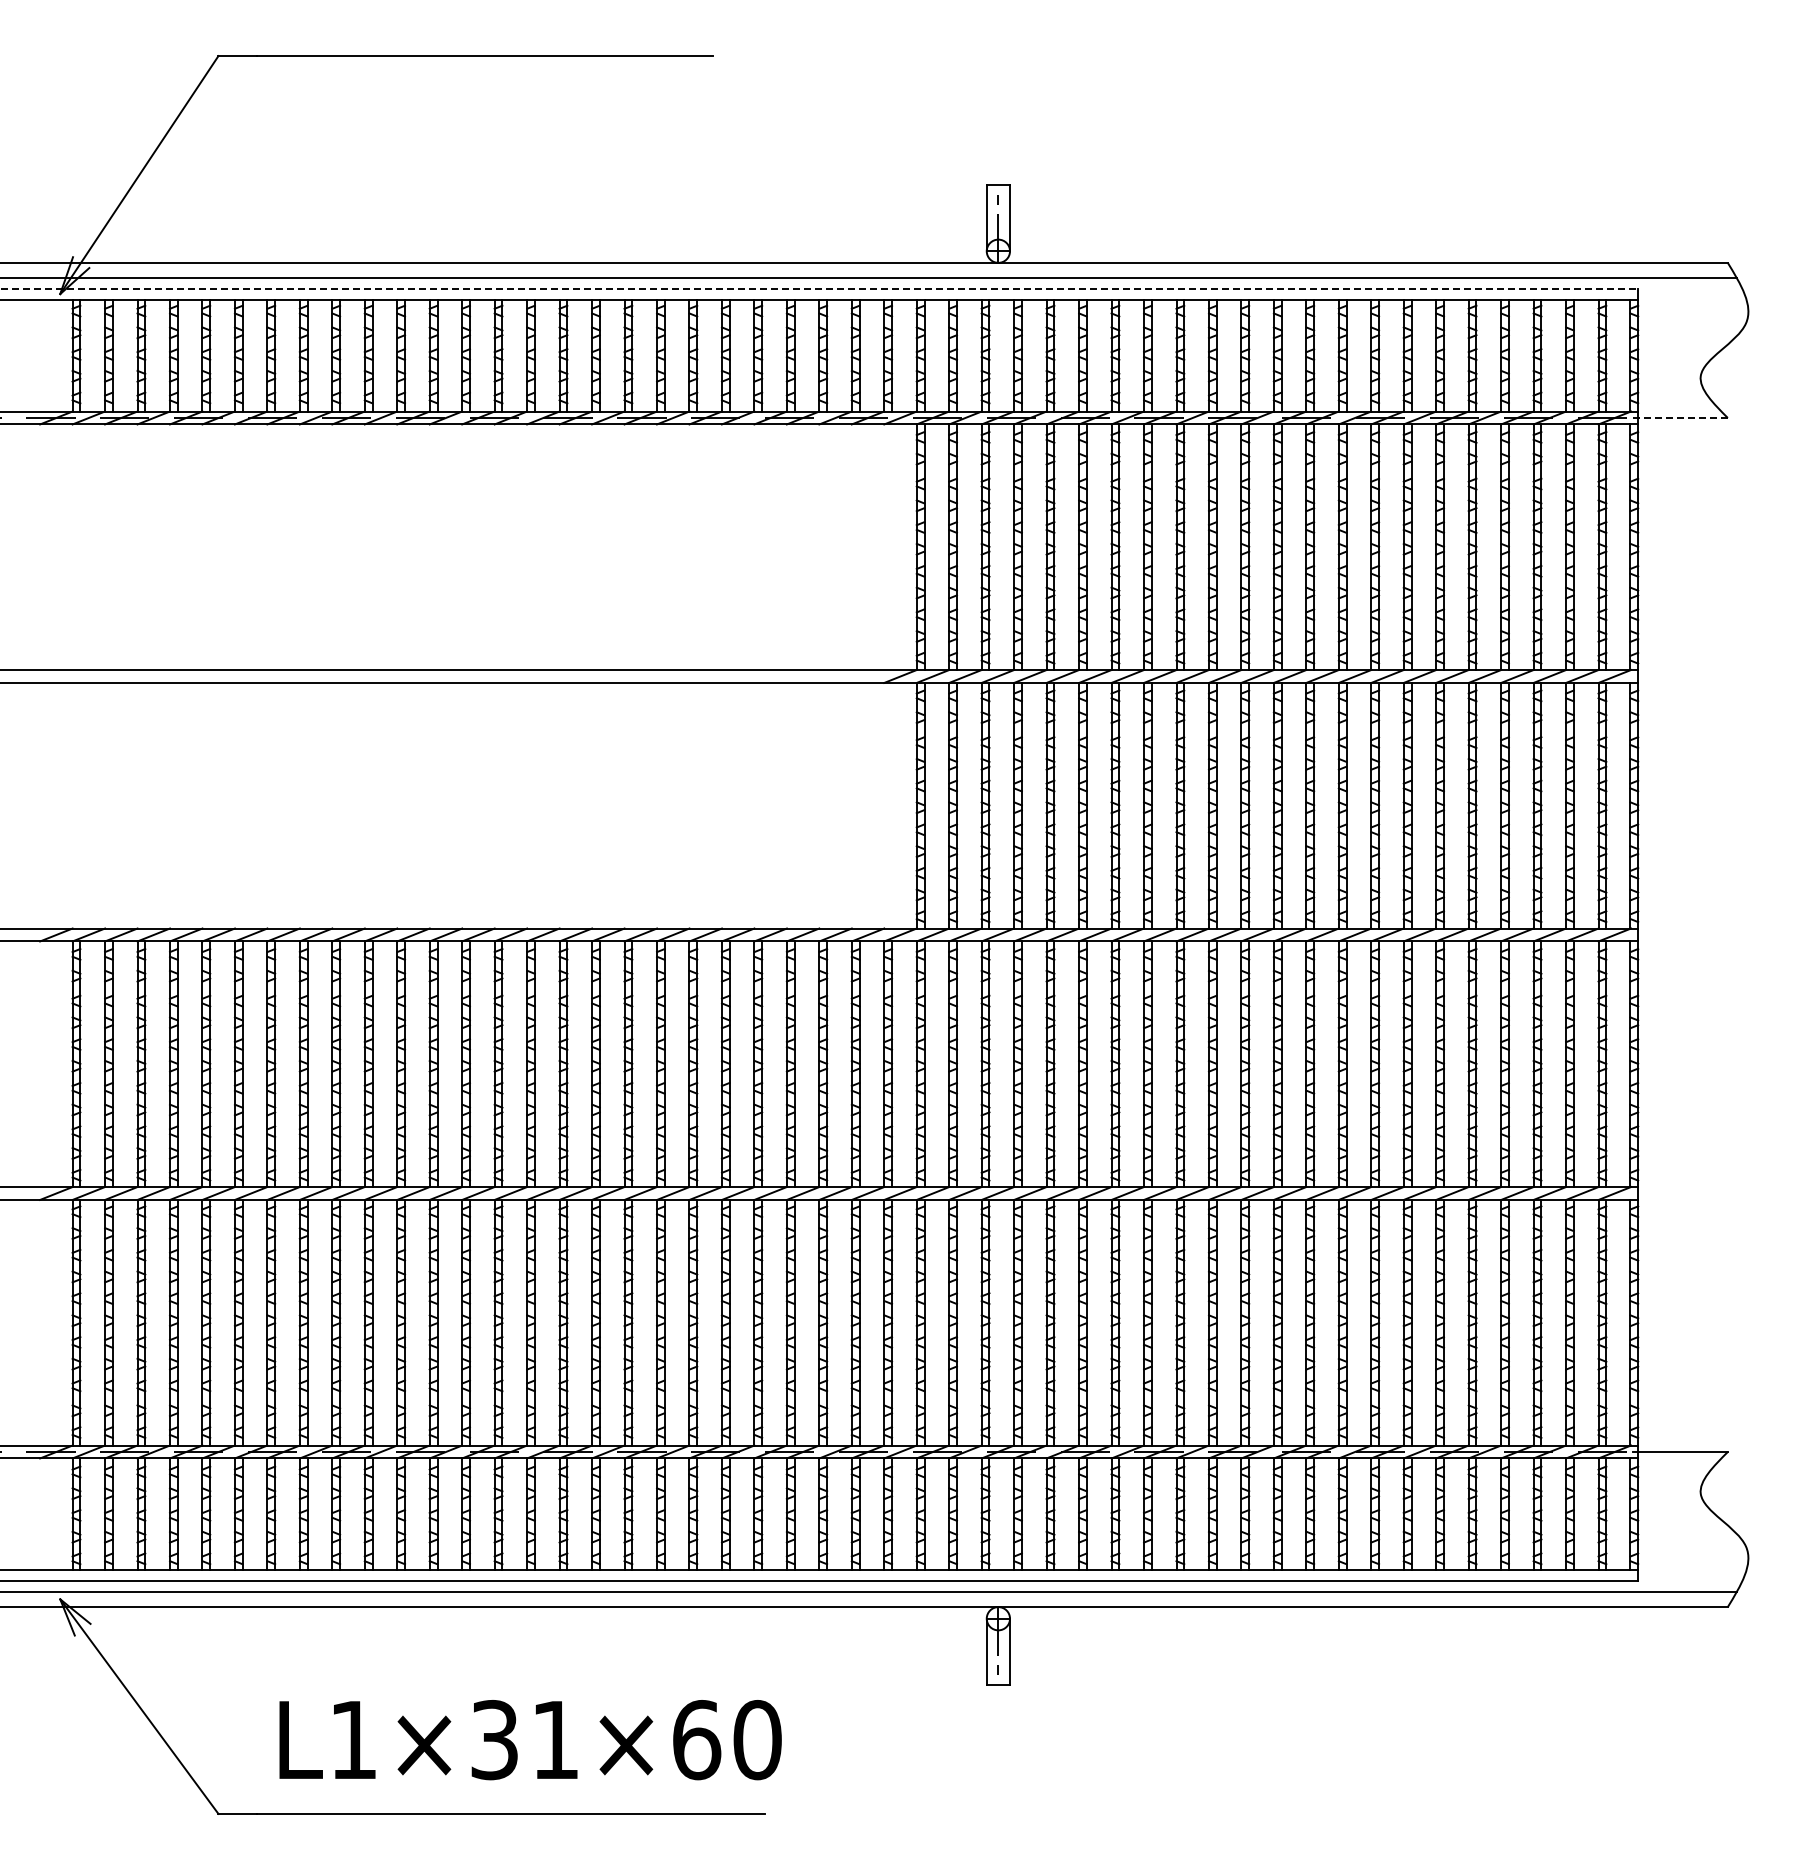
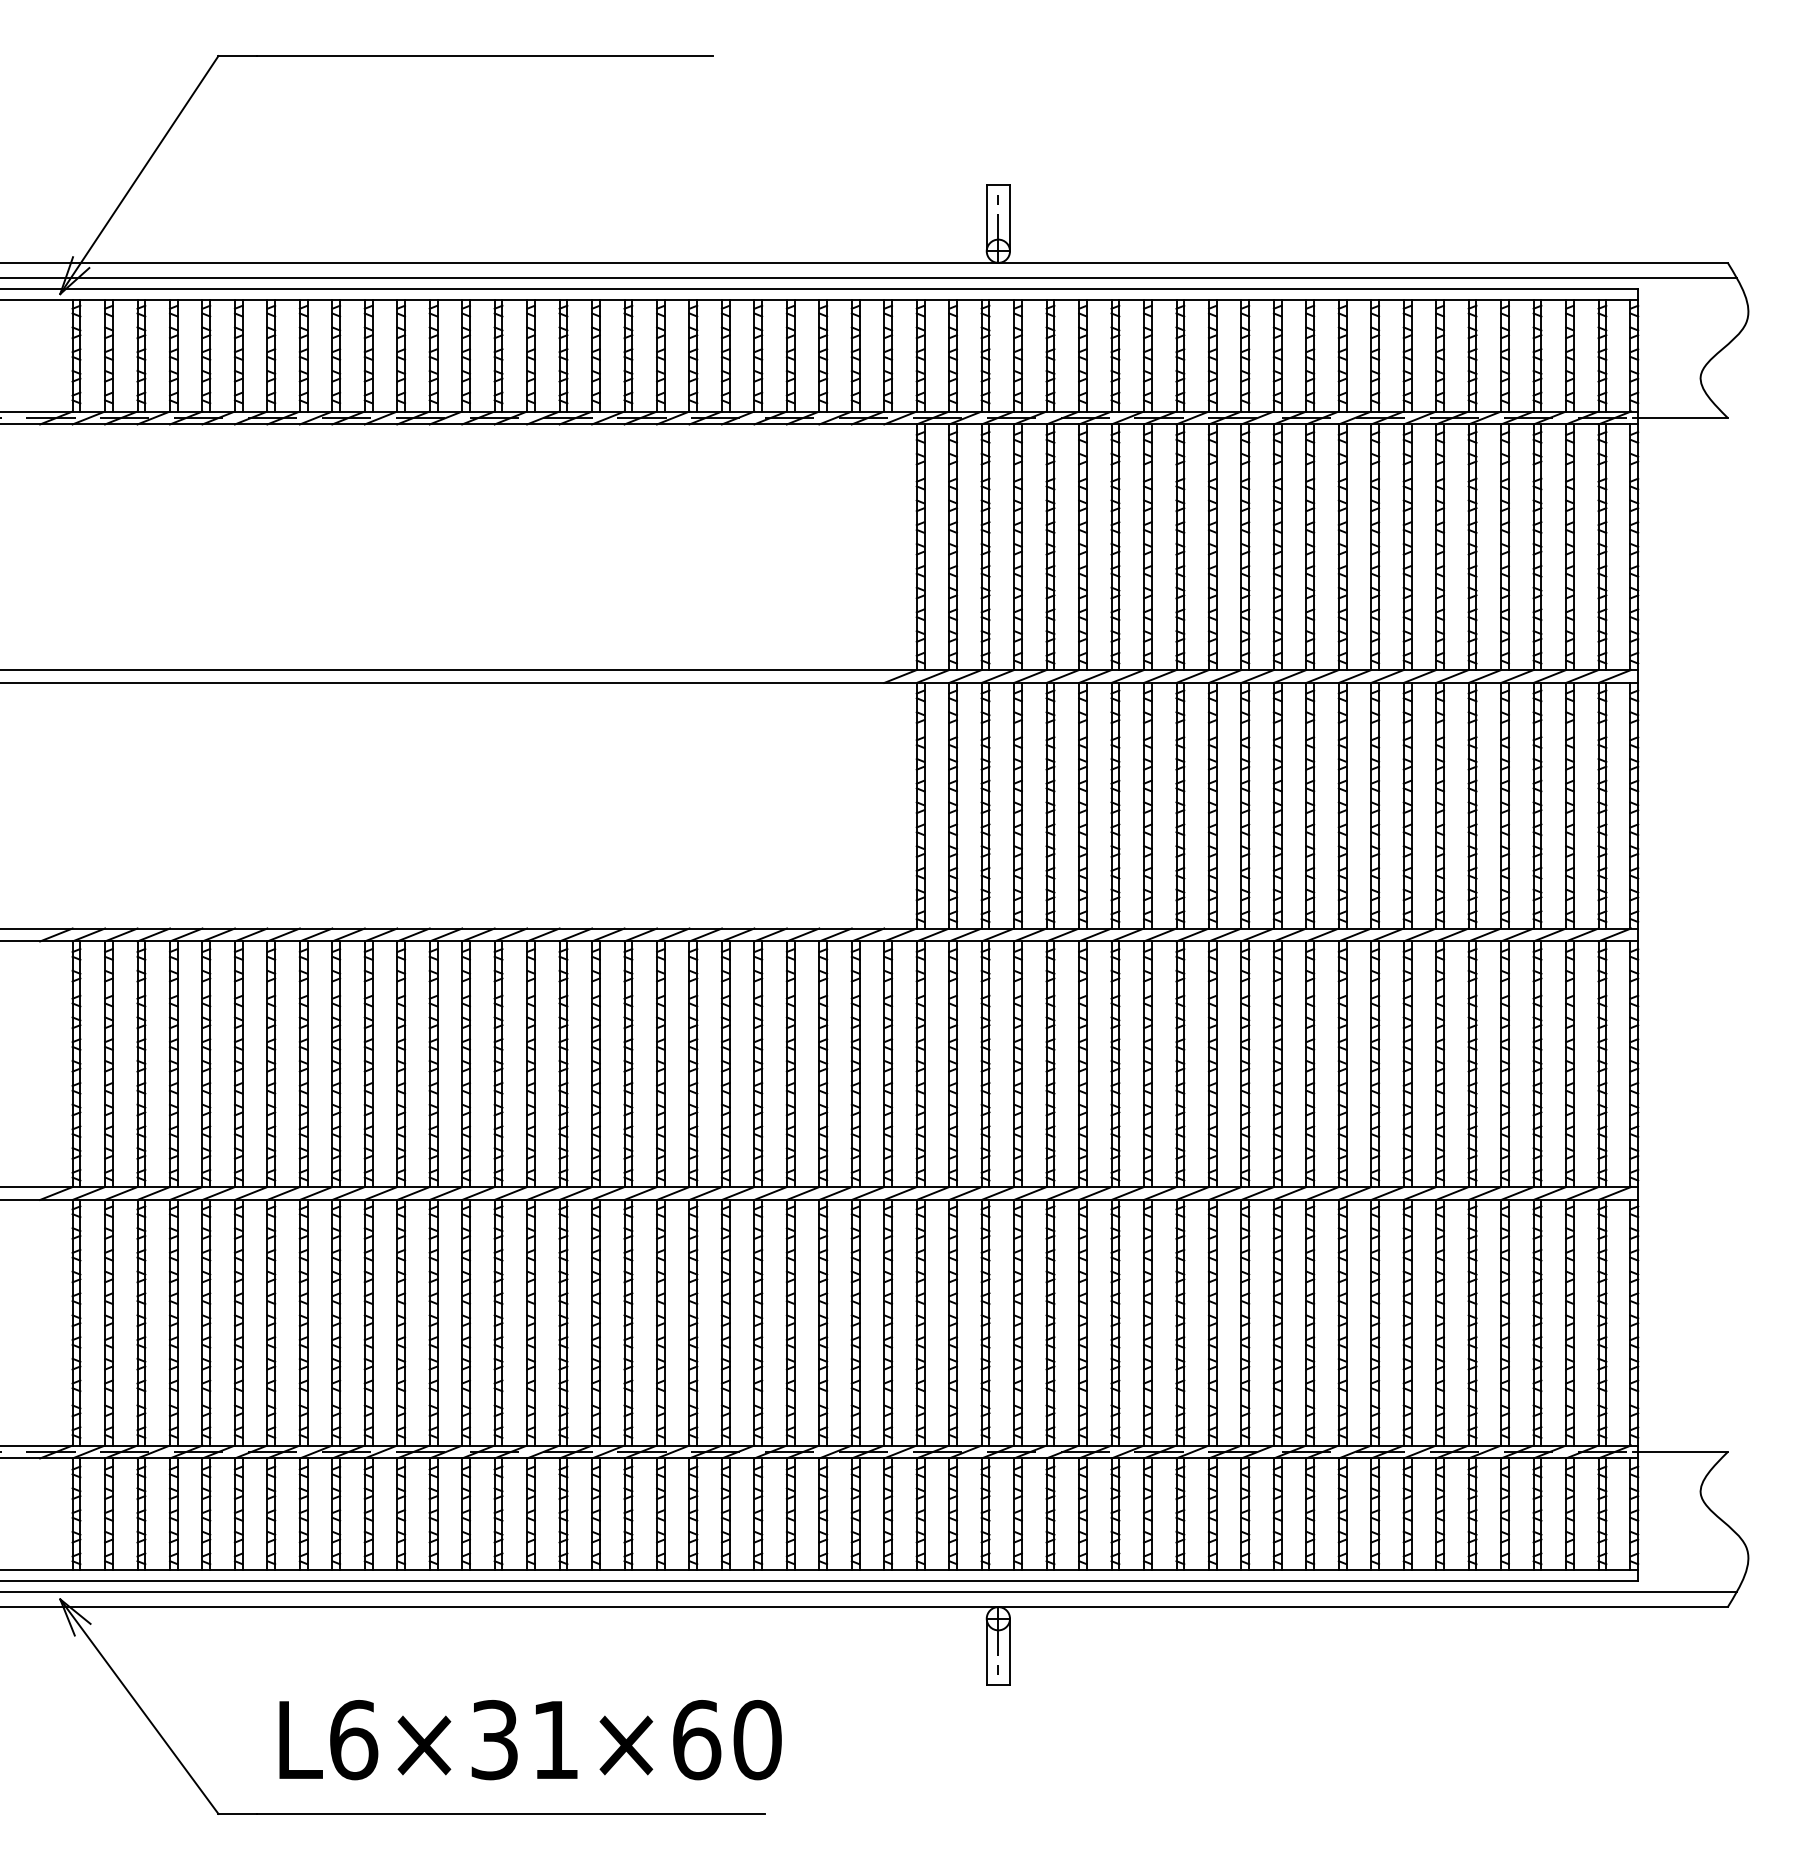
line: dashed -> solid (819, 288)
line: dashed -> solid (1679, 417)
text: L1×31×60 -> L6×31×60 (354, 1740)
